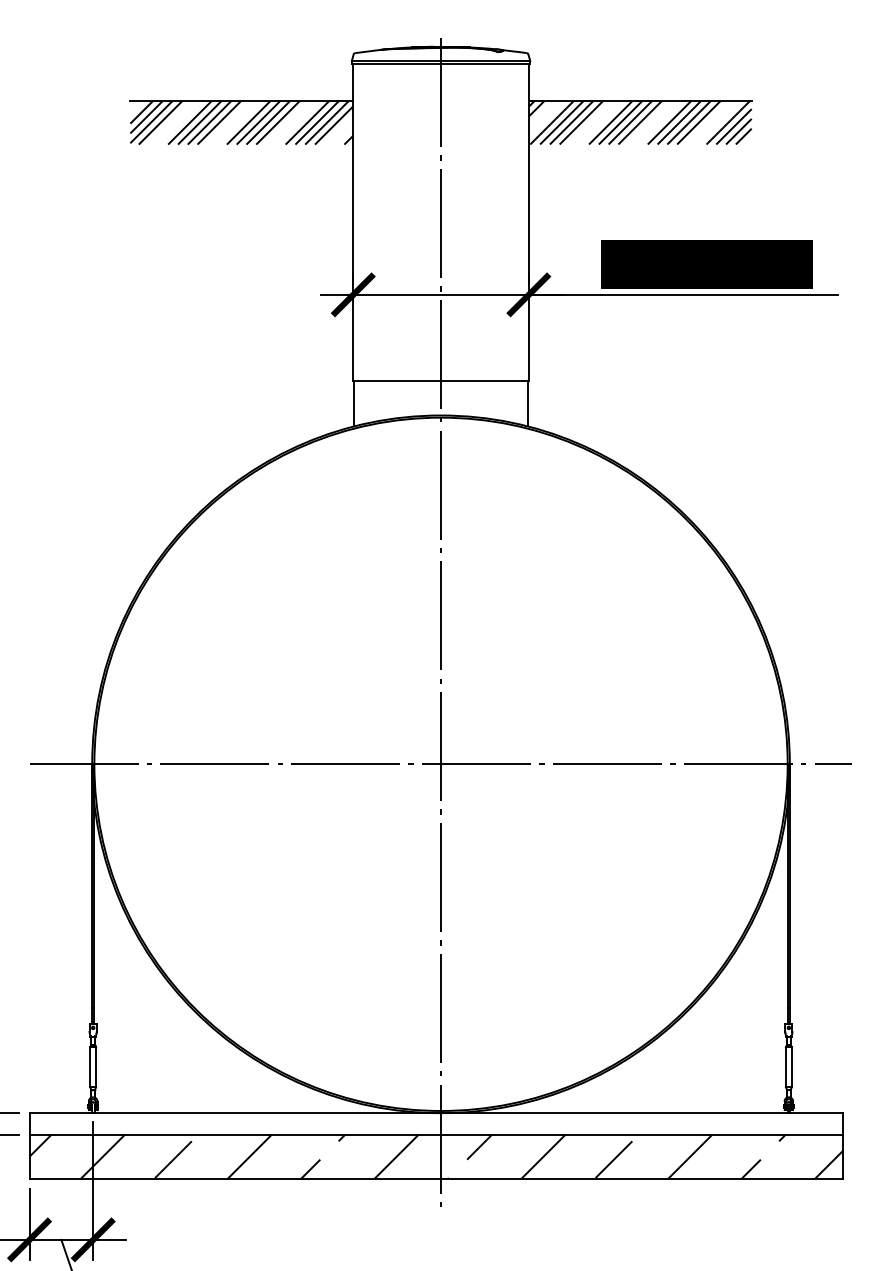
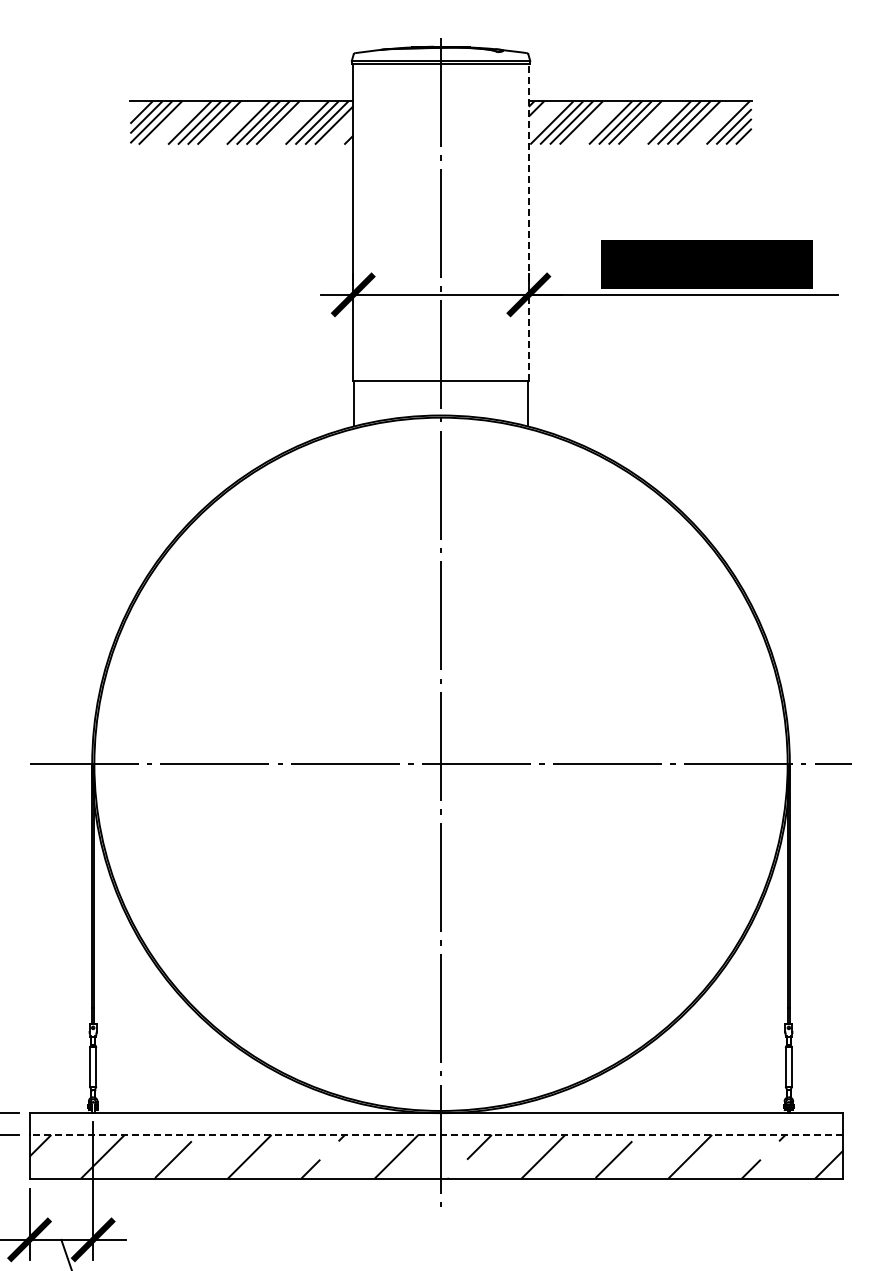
line: solid -> dashed (528, 221)
line: solid -> dashed (436, 1134)
